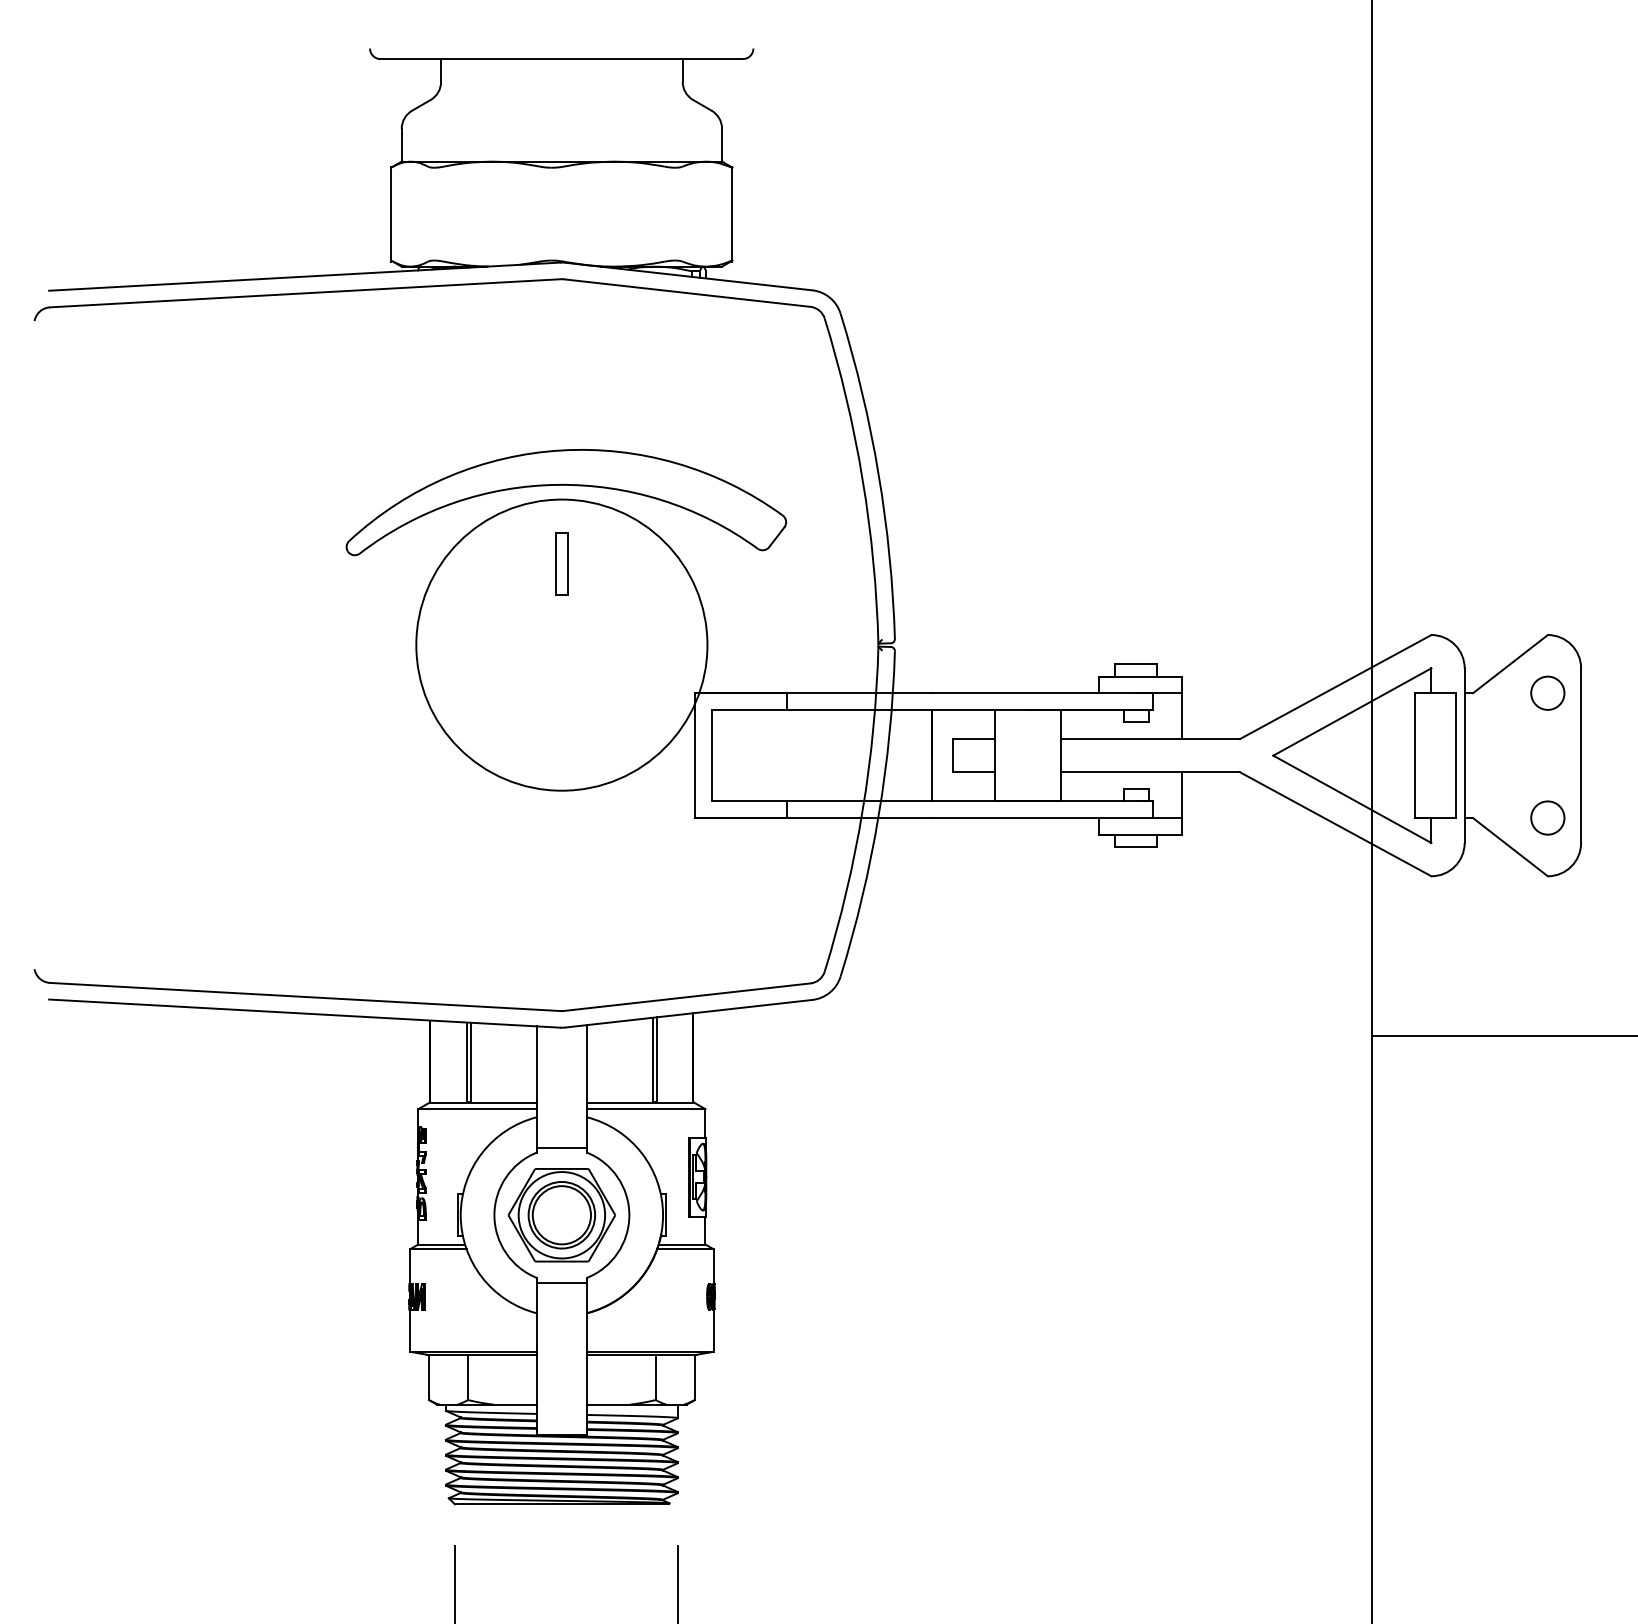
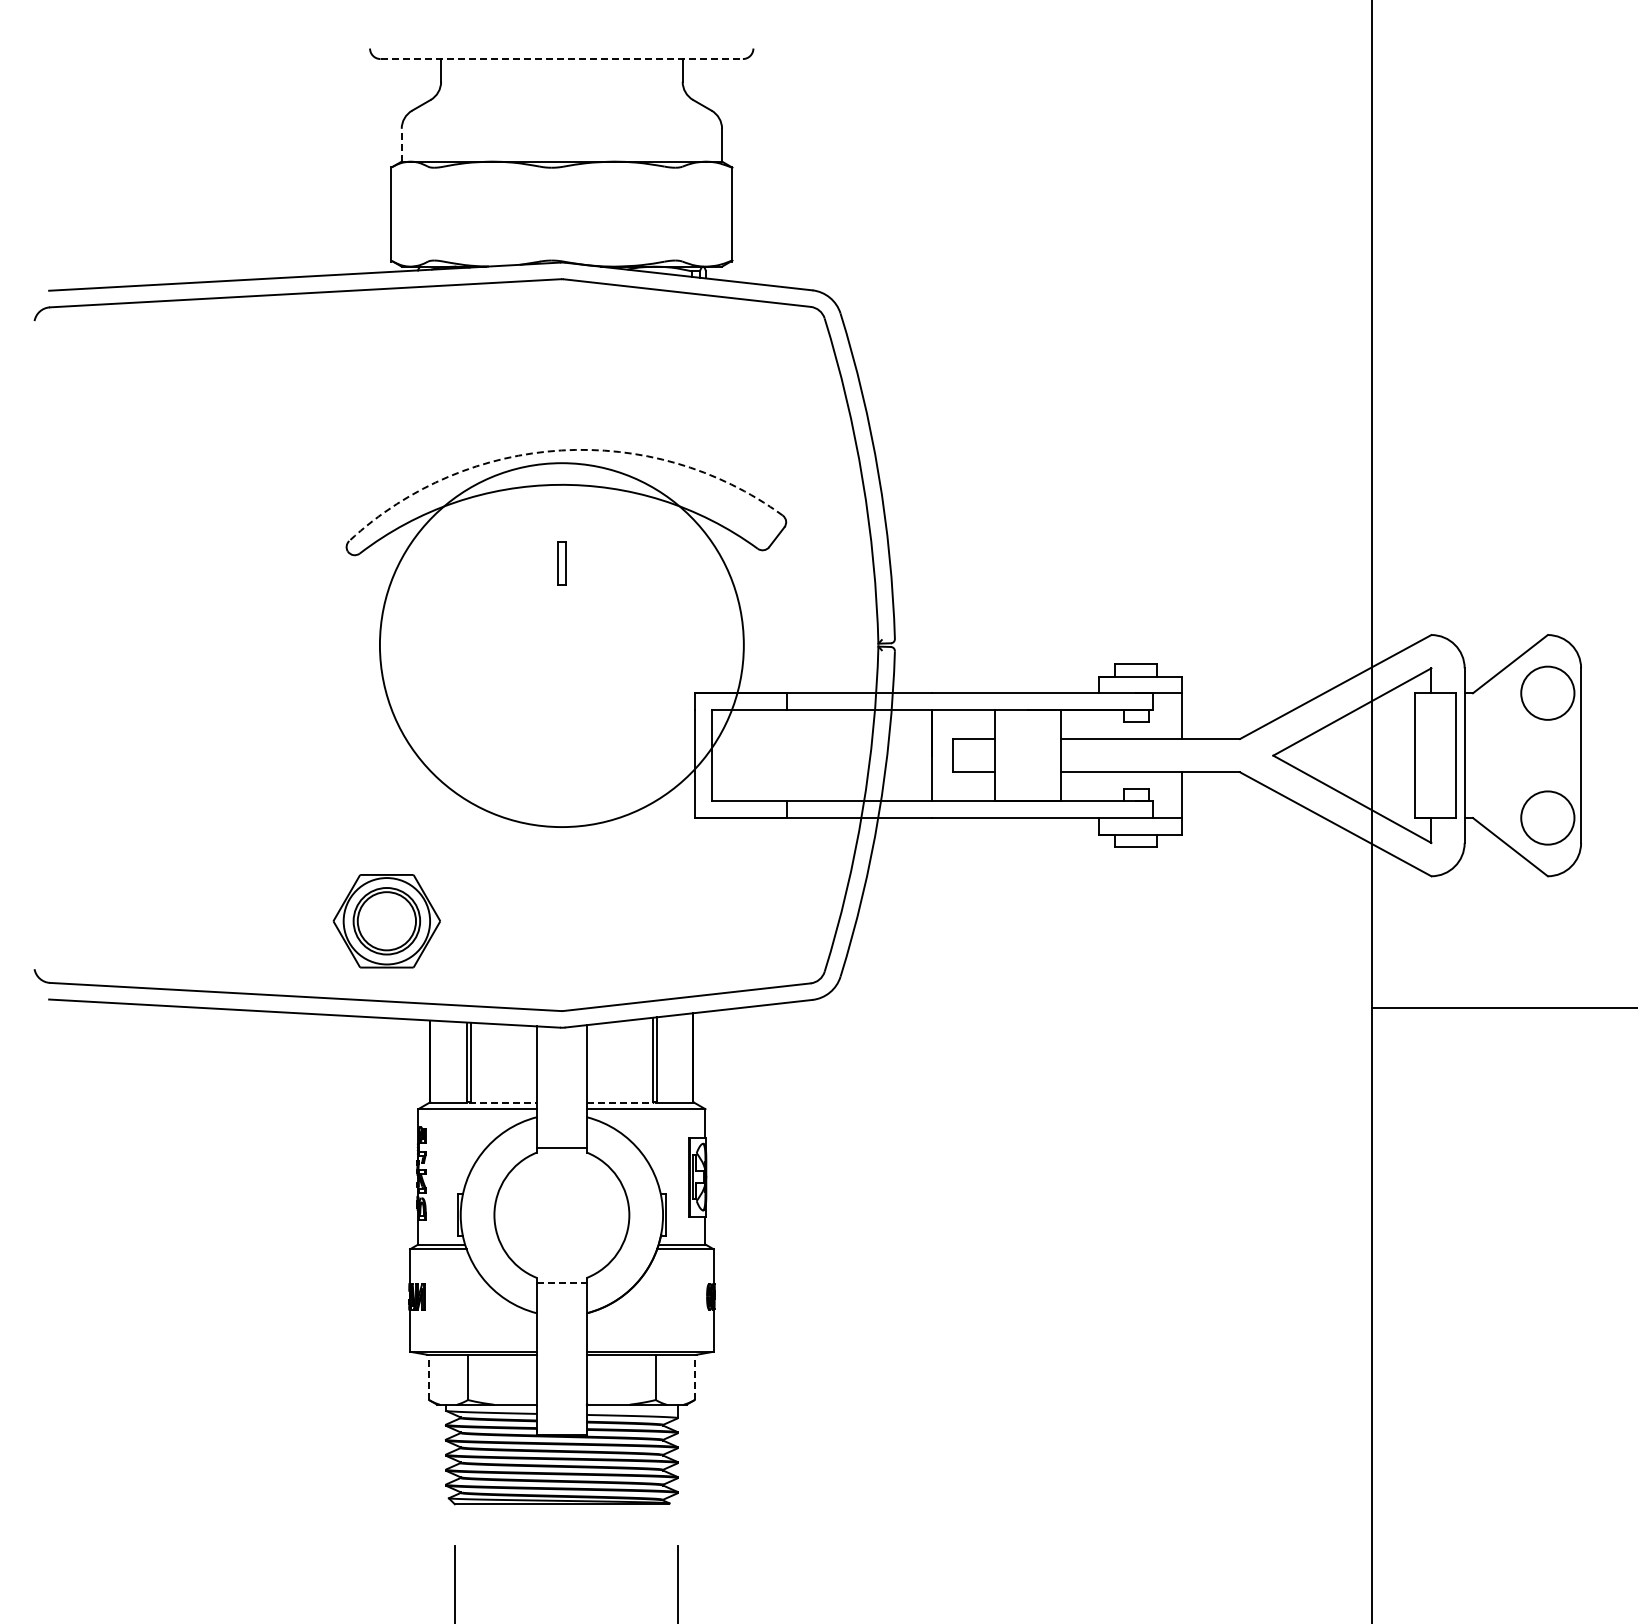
line: solid -> dashed (562, 59)
line: solid -> dashed (401, 144)
arc: solid -> dashed (561, 450)
part size: 14x64 px -> 10x45 px (561, 563)
circle diameter: 291 px -> 364 px (561, 645)
circle diameter: 33 px -> 53 px (1547, 692)
circle diameter: 33 px -> 53 px (1547, 817)
line position: (1503, 1036) -> (1503, 1008) (1503, 1008)
line: solid -> dashed (503, 1102)
line: solid -> dashed (620, 1102)
part position: (561, 1215) -> (386, 921) (386, 921)
line: solid -> dashed (561, 1282)
line: solid -> dashed (429, 1377)
line: solid -> dashed (694, 1377)
